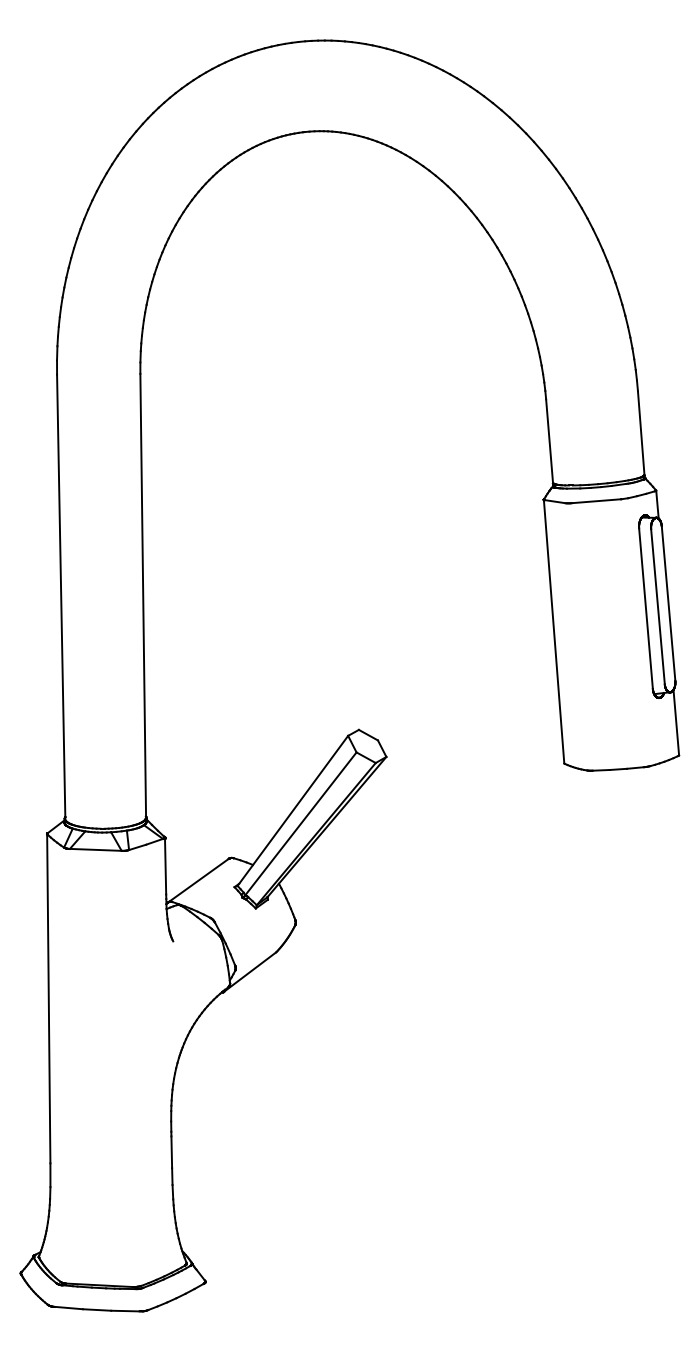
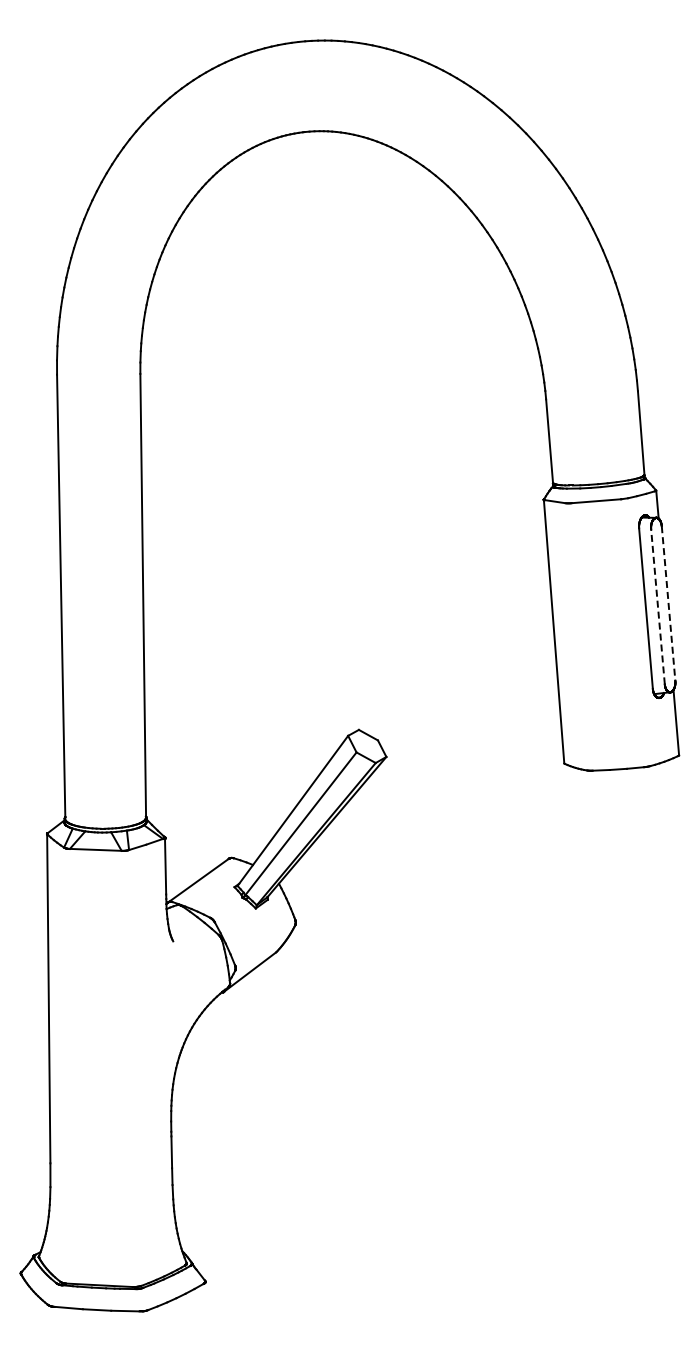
line: solid -> dashed (668, 603)
line: solid -> dashed (657, 606)
